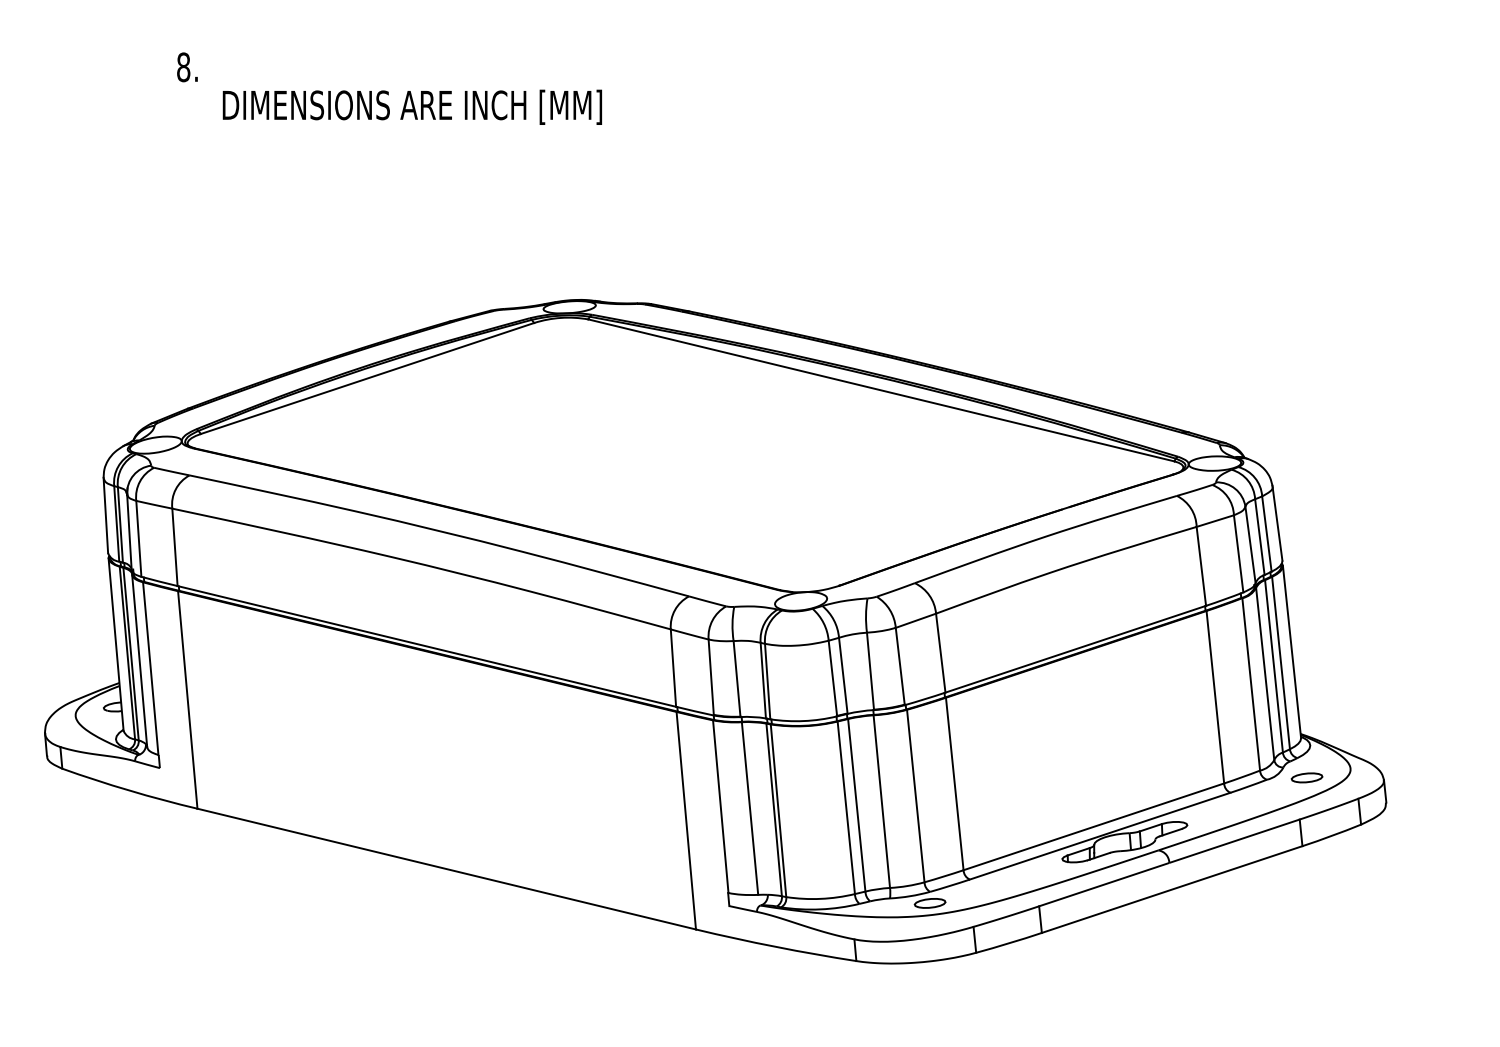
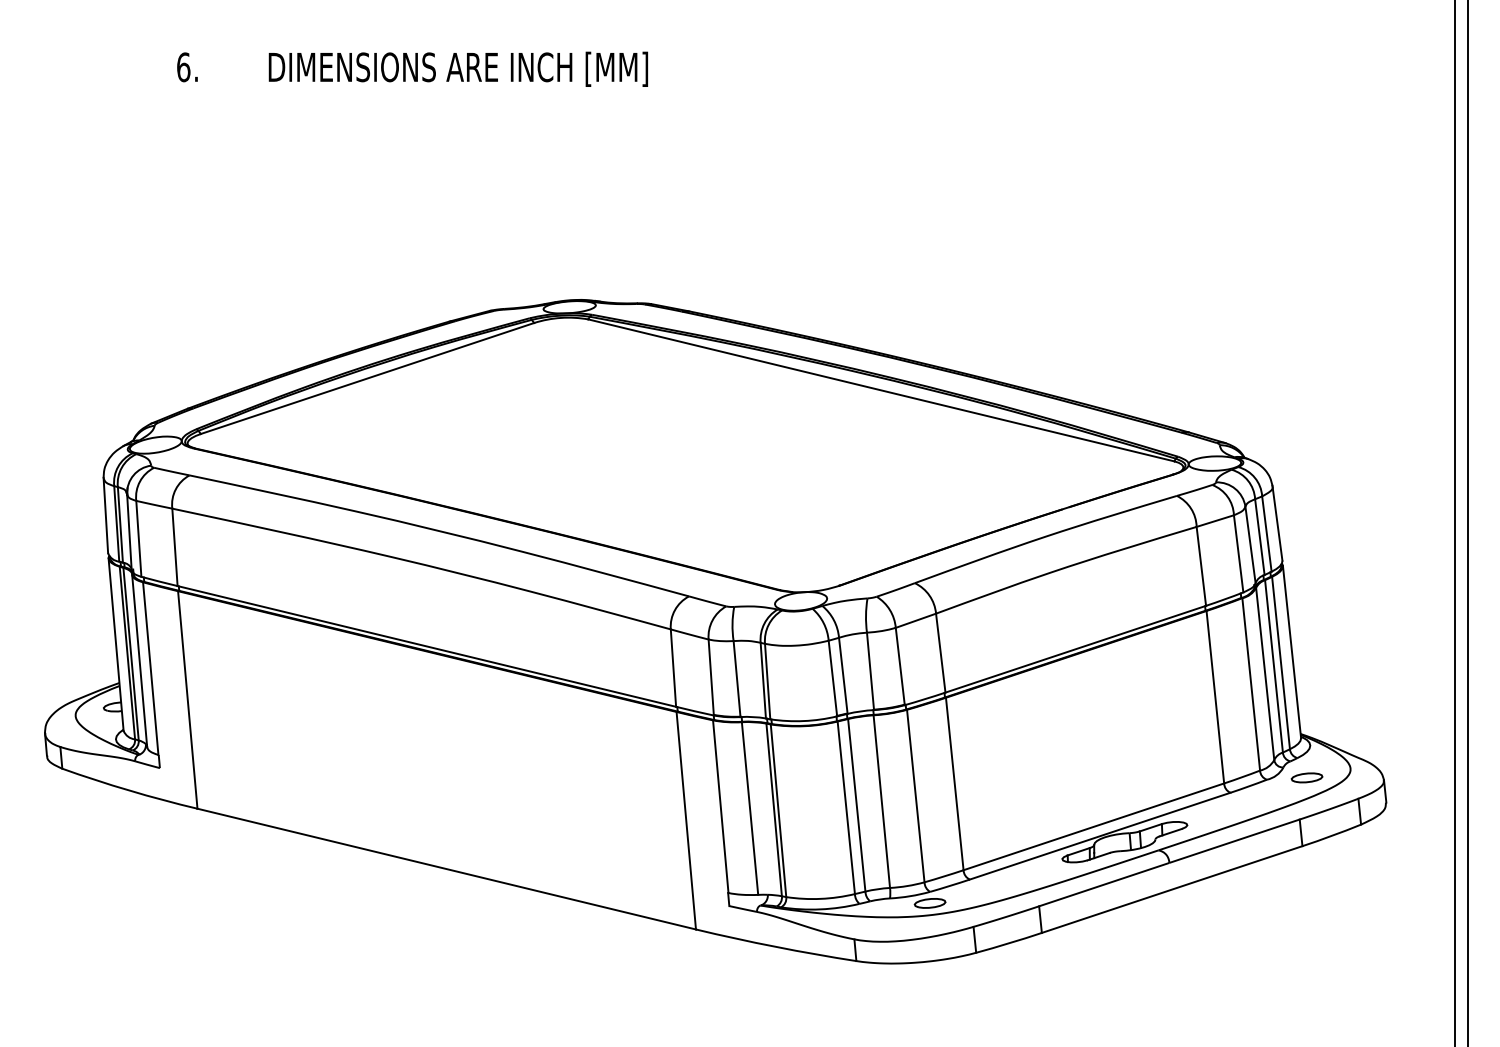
text: 8. -> 6. (183, 67)
text position: (411, 106) -> (457, 68) (457, 68)
line: none -> present (1455, 522)
line: none -> present (1467, 522)
